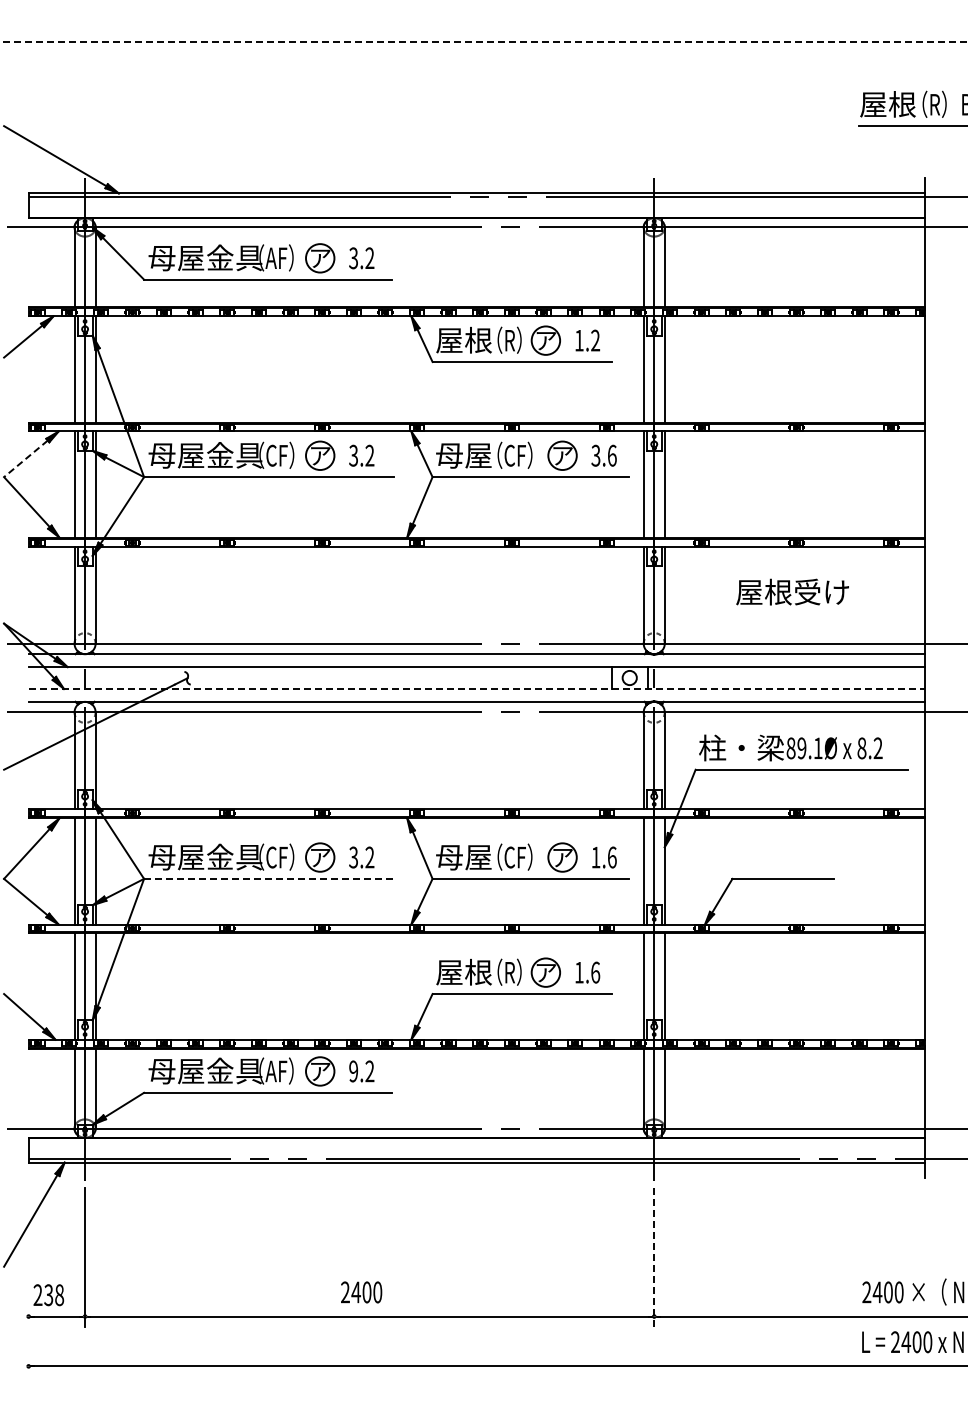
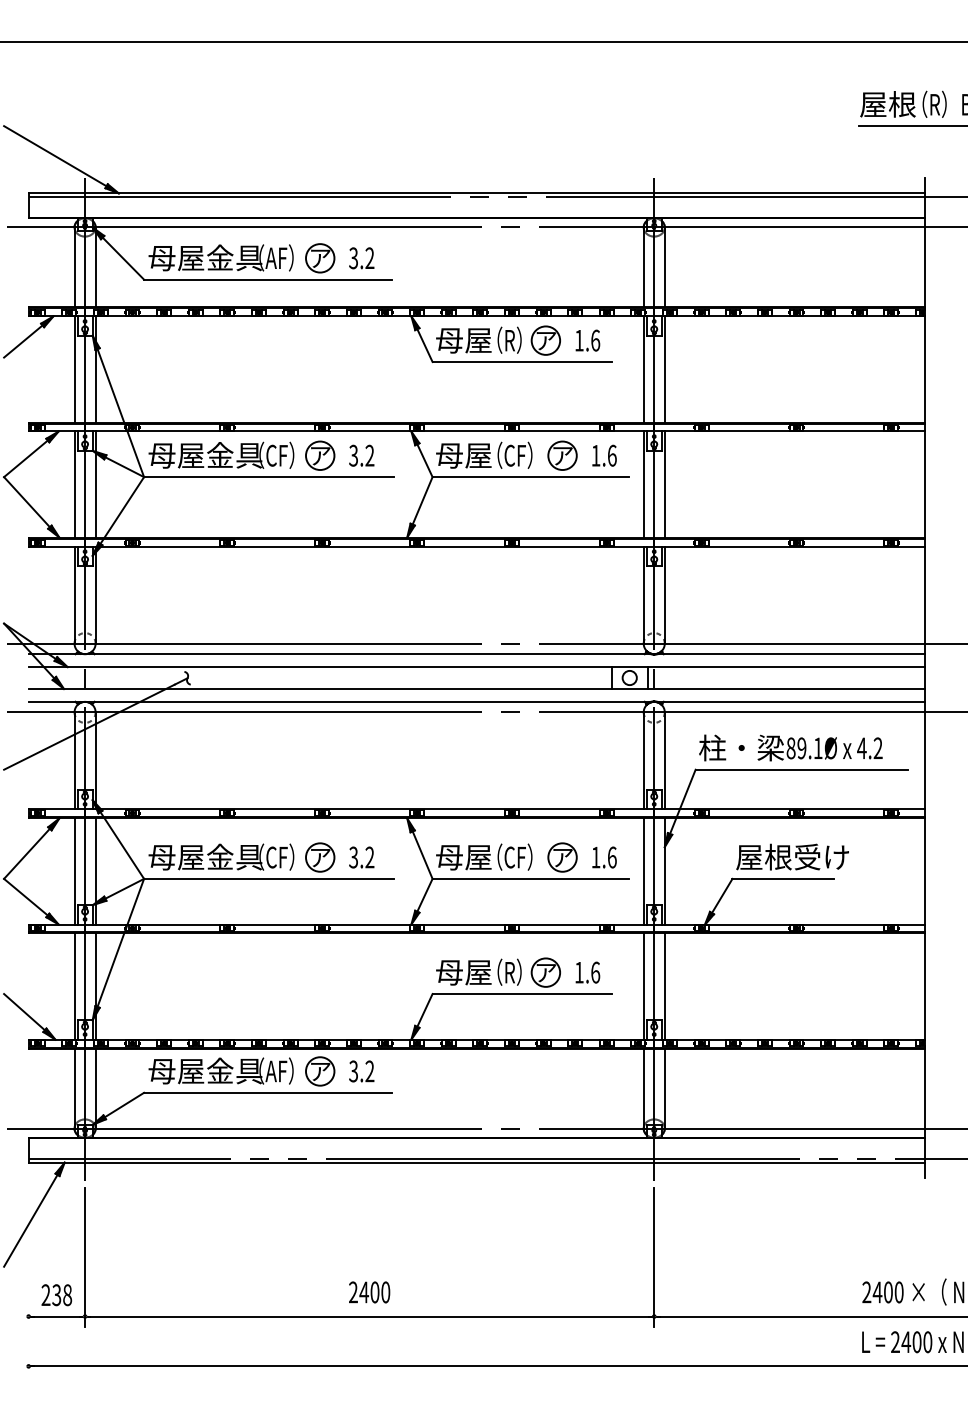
line: dashed -> solid (484, 42)
text: 屋根 -> 母屋 (463, 339)
text: 1.2 -> 1.6 (595, 340)
text: 3.6 -> 1.6 (595, 455)
line: dashed -> solid (25, 458)
text position: (792, 591) -> (792, 856) (792, 856)
line: dashed -> solid (476, 688)
text: 8.2 -> 4.2 (861, 748)
line: dashed -> solid (269, 878)
text: 屋根 -> 母屋 (463, 971)
text: 9.2 -> 3.2 (353, 1071)
line: dashed -> solid (654, 1257)
text position: (361, 1292) -> (369, 1292) (369, 1292)
text position: (48, 1295) -> (56, 1295) (56, 1295)
